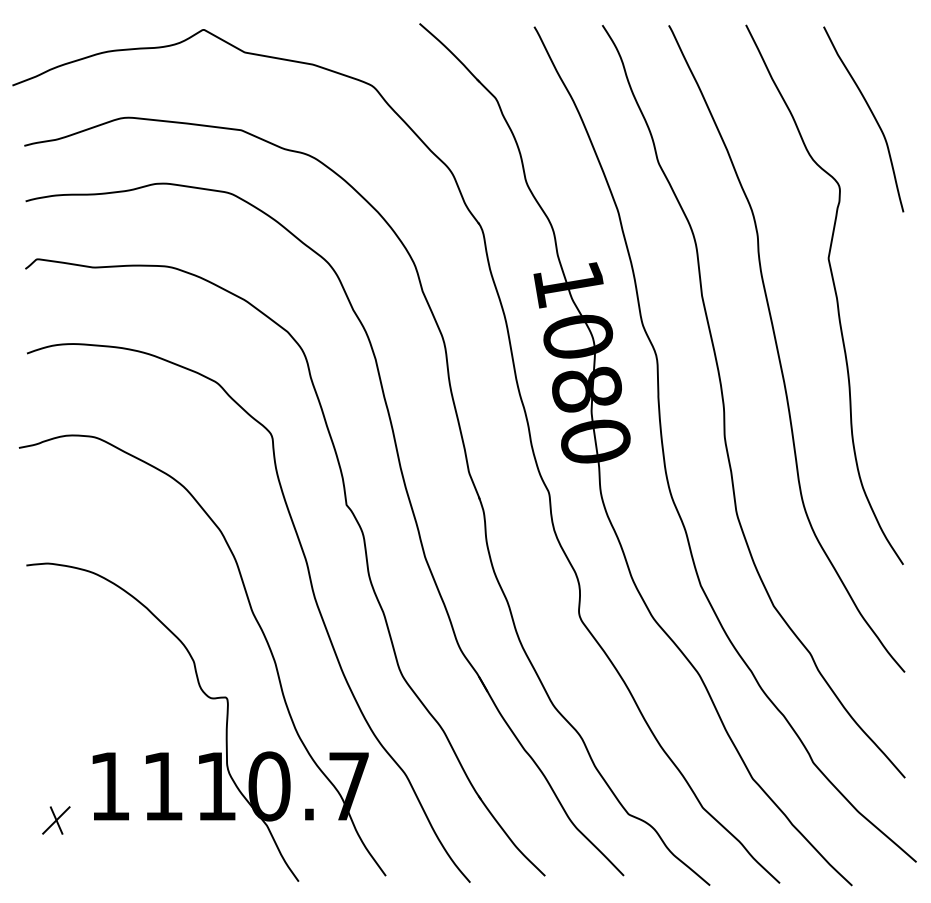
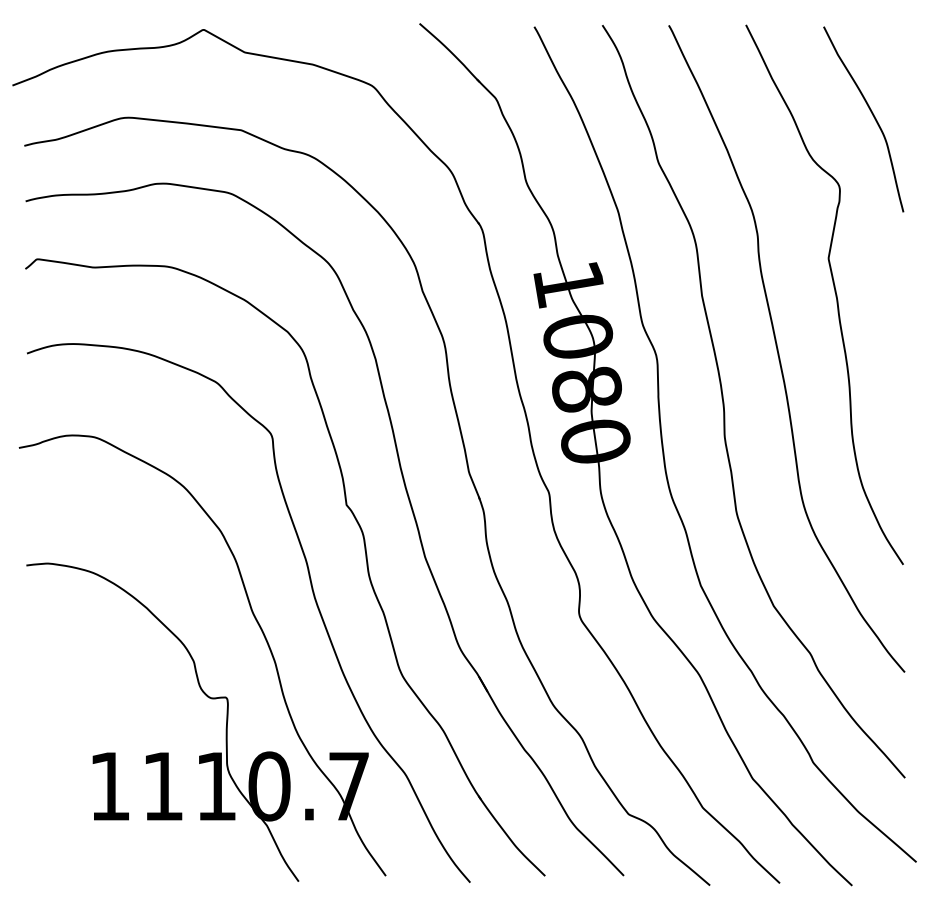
part: present -> none (56, 820)
